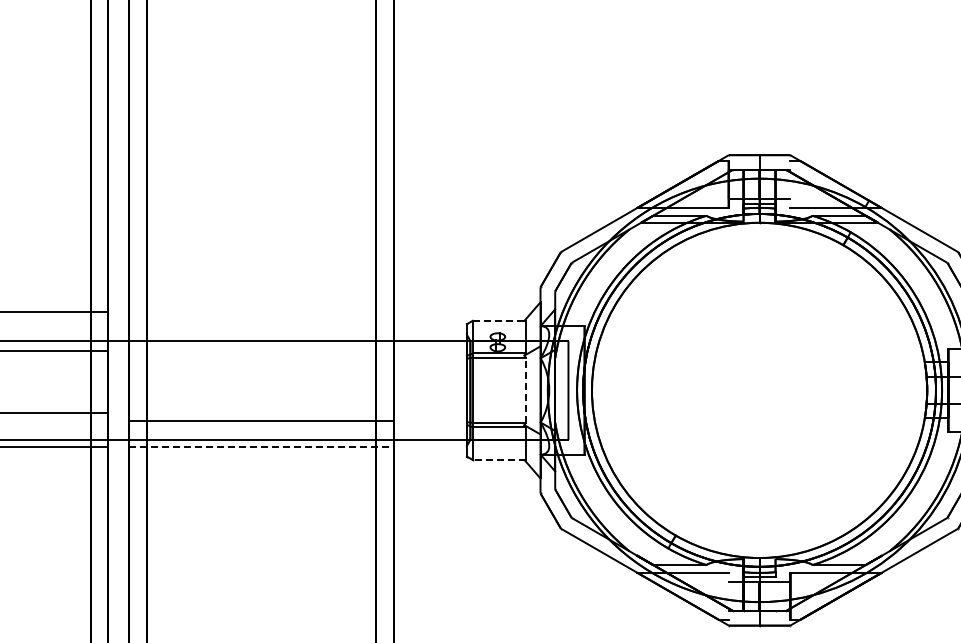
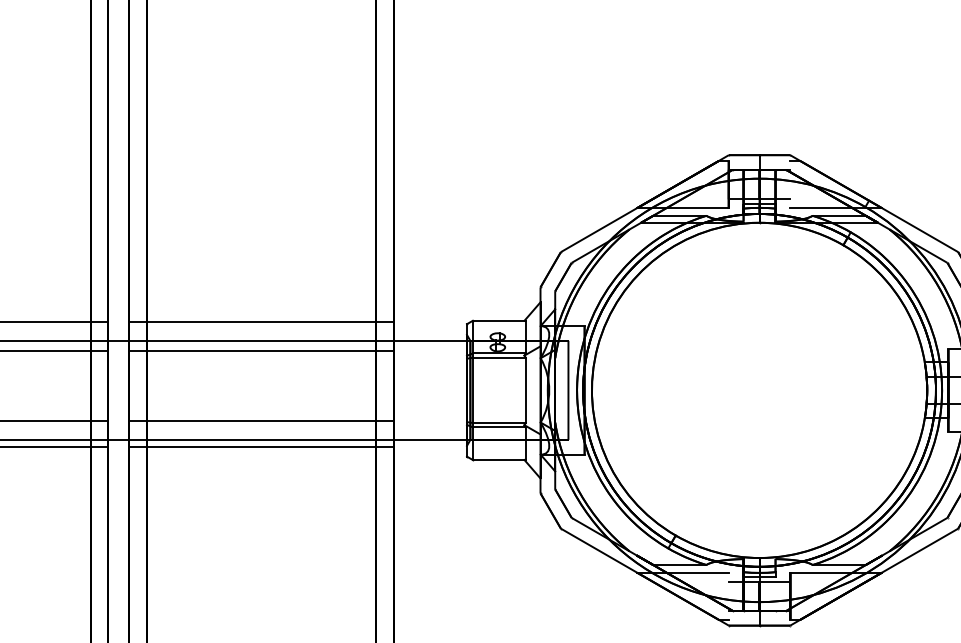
line position: (55, 311) -> (55, 321) (55, 321)
line: dashed -> solid (499, 320)
line: none -> present (260, 321)
line: none -> present (260, 351)
line: dashed -> solid (525, 390)
line position: (55, 412) -> (55, 420) (55, 420)
line: dashed -> solid (261, 447)
line: dashed -> solid (498, 460)
